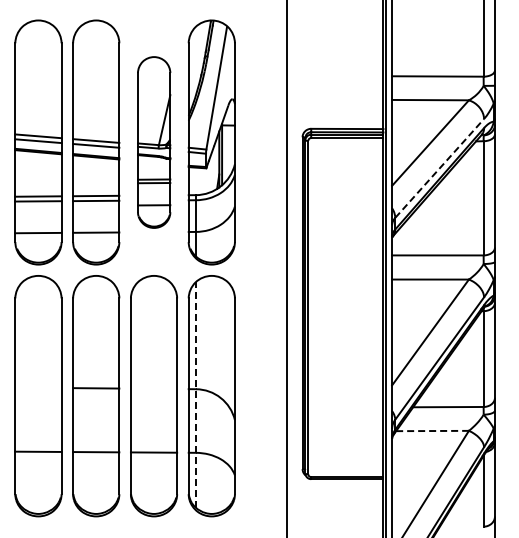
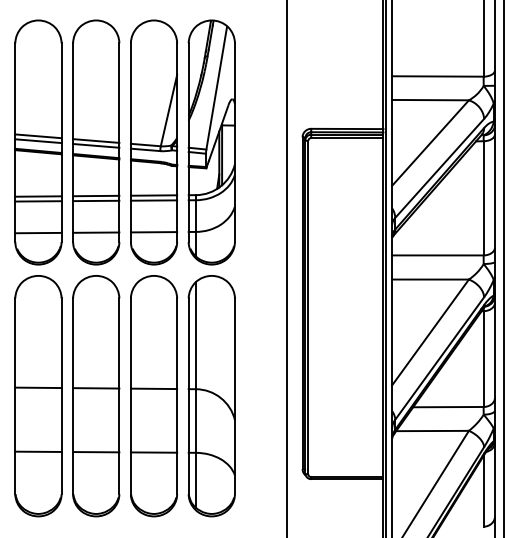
part size: 35x173 px -> 49x247 px (154, 142)
line: dashed -> solid (440, 168)
line: none -> present (503, 268)
line: none -> present (38, 387)
line: none -> present (153, 388)
line: dashed -> solid (195, 394)
line: dashed -> solid (433, 431)
